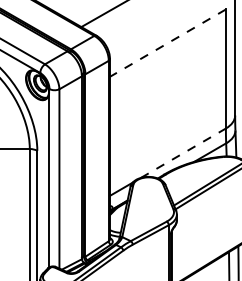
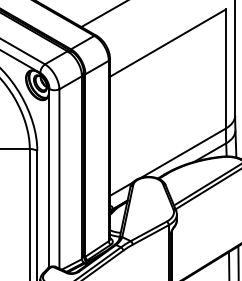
line: dashed -> solid (167, 43)
line: dashed -> solid (183, 152)
